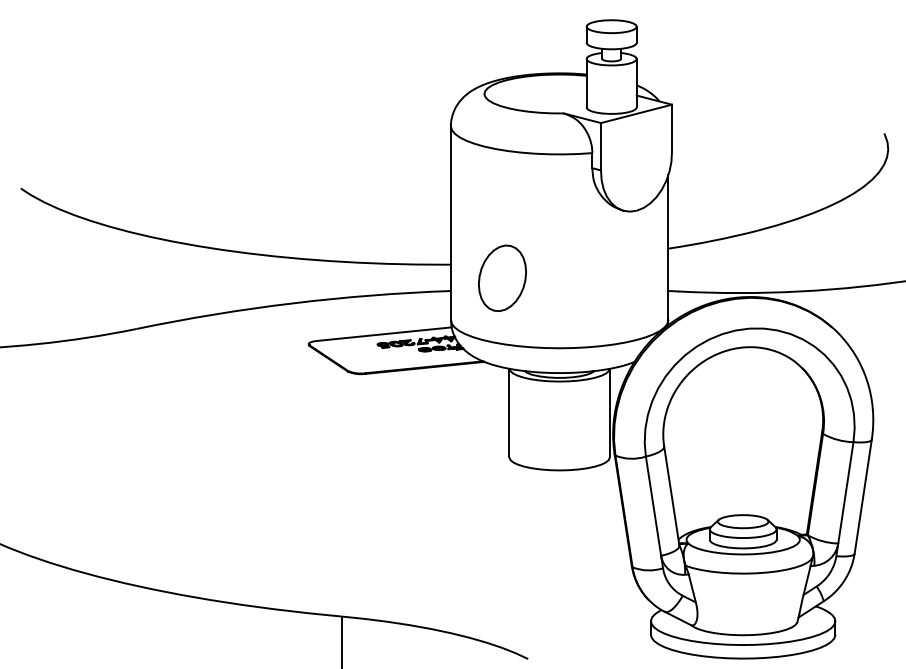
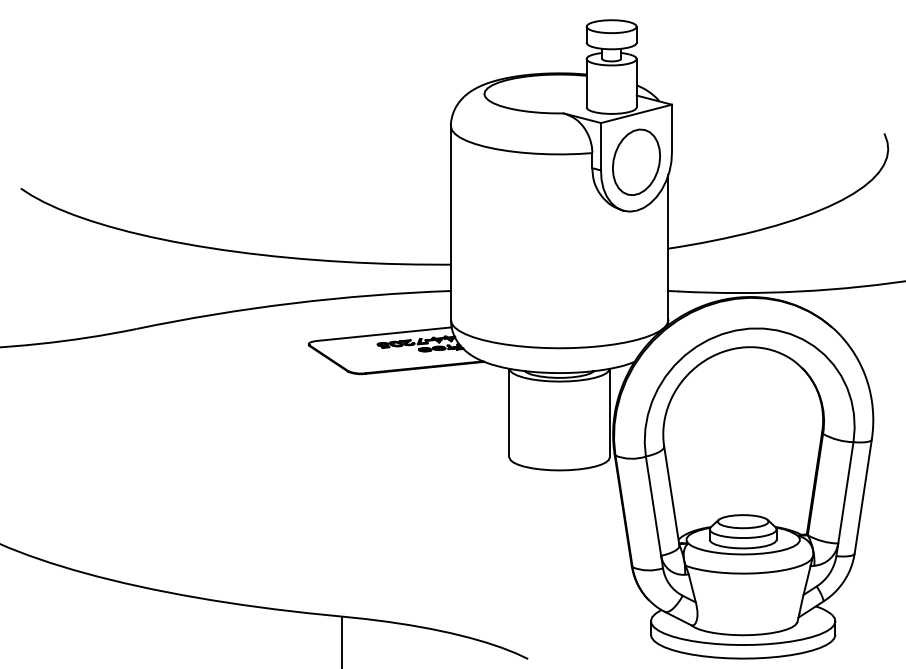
part position: (502, 277) -> (636, 161) (636, 161)
